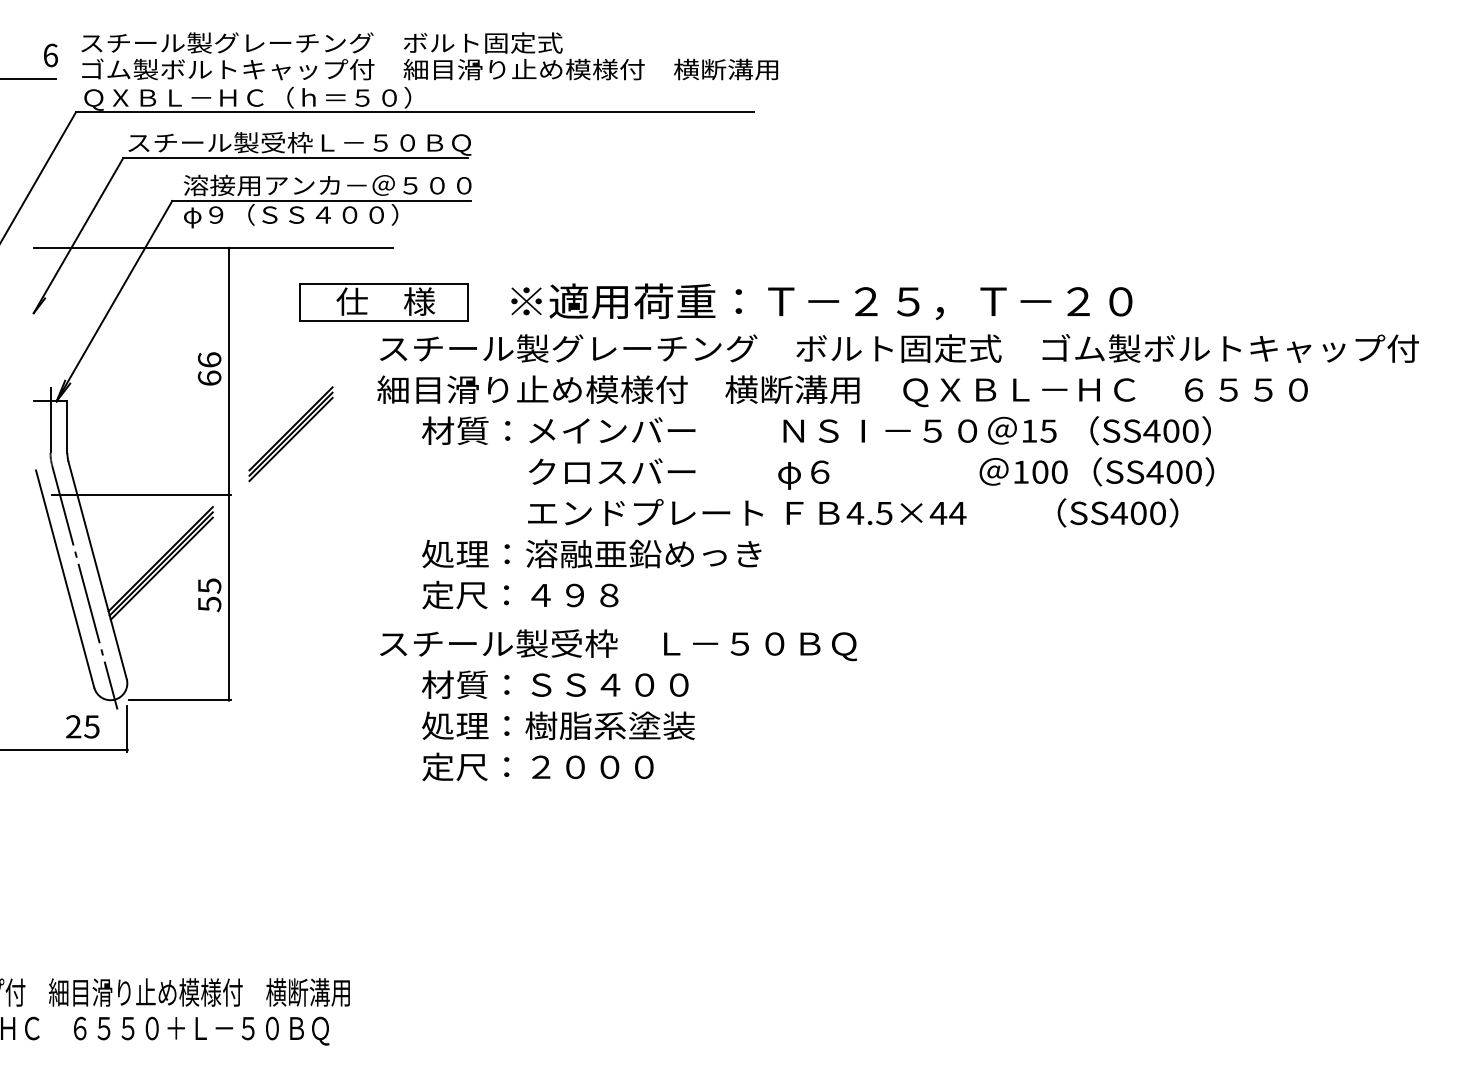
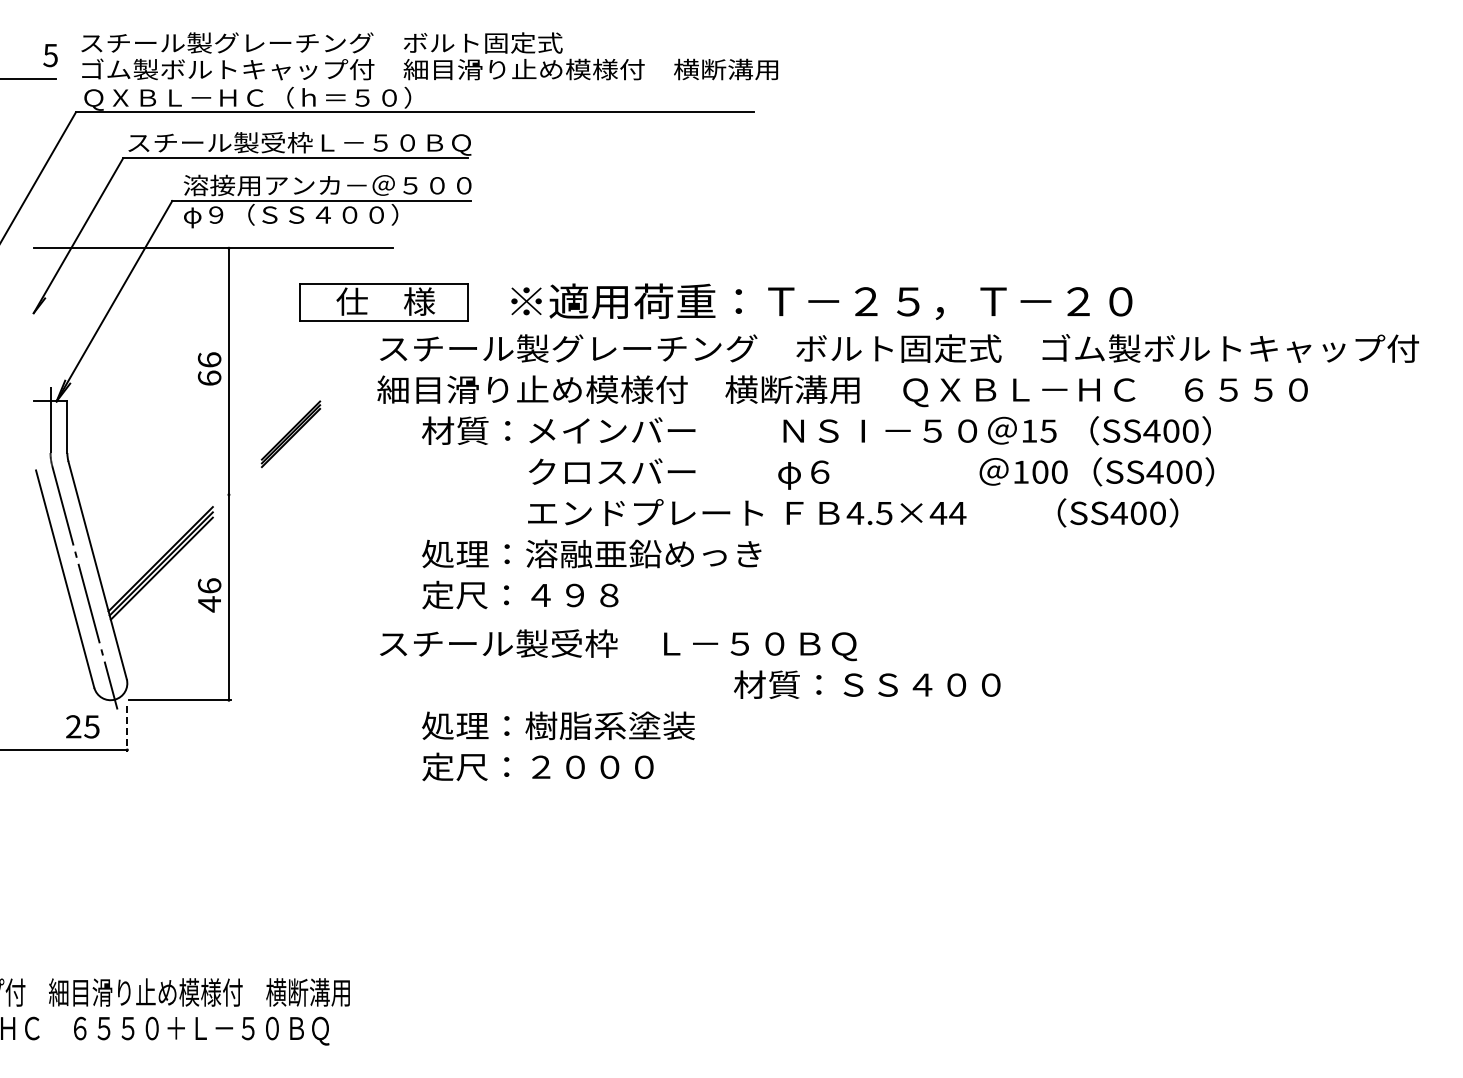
text: 6 -> 5 (50, 55)
part size: 86x97 px -> 62x68 px (290, 433)
line: present -> none (141, 494)
text: 55 -> 46 (209, 595)
text position: (555, 684) -> (867, 684) (867, 684)
line: solid -> dashed (127, 729)
